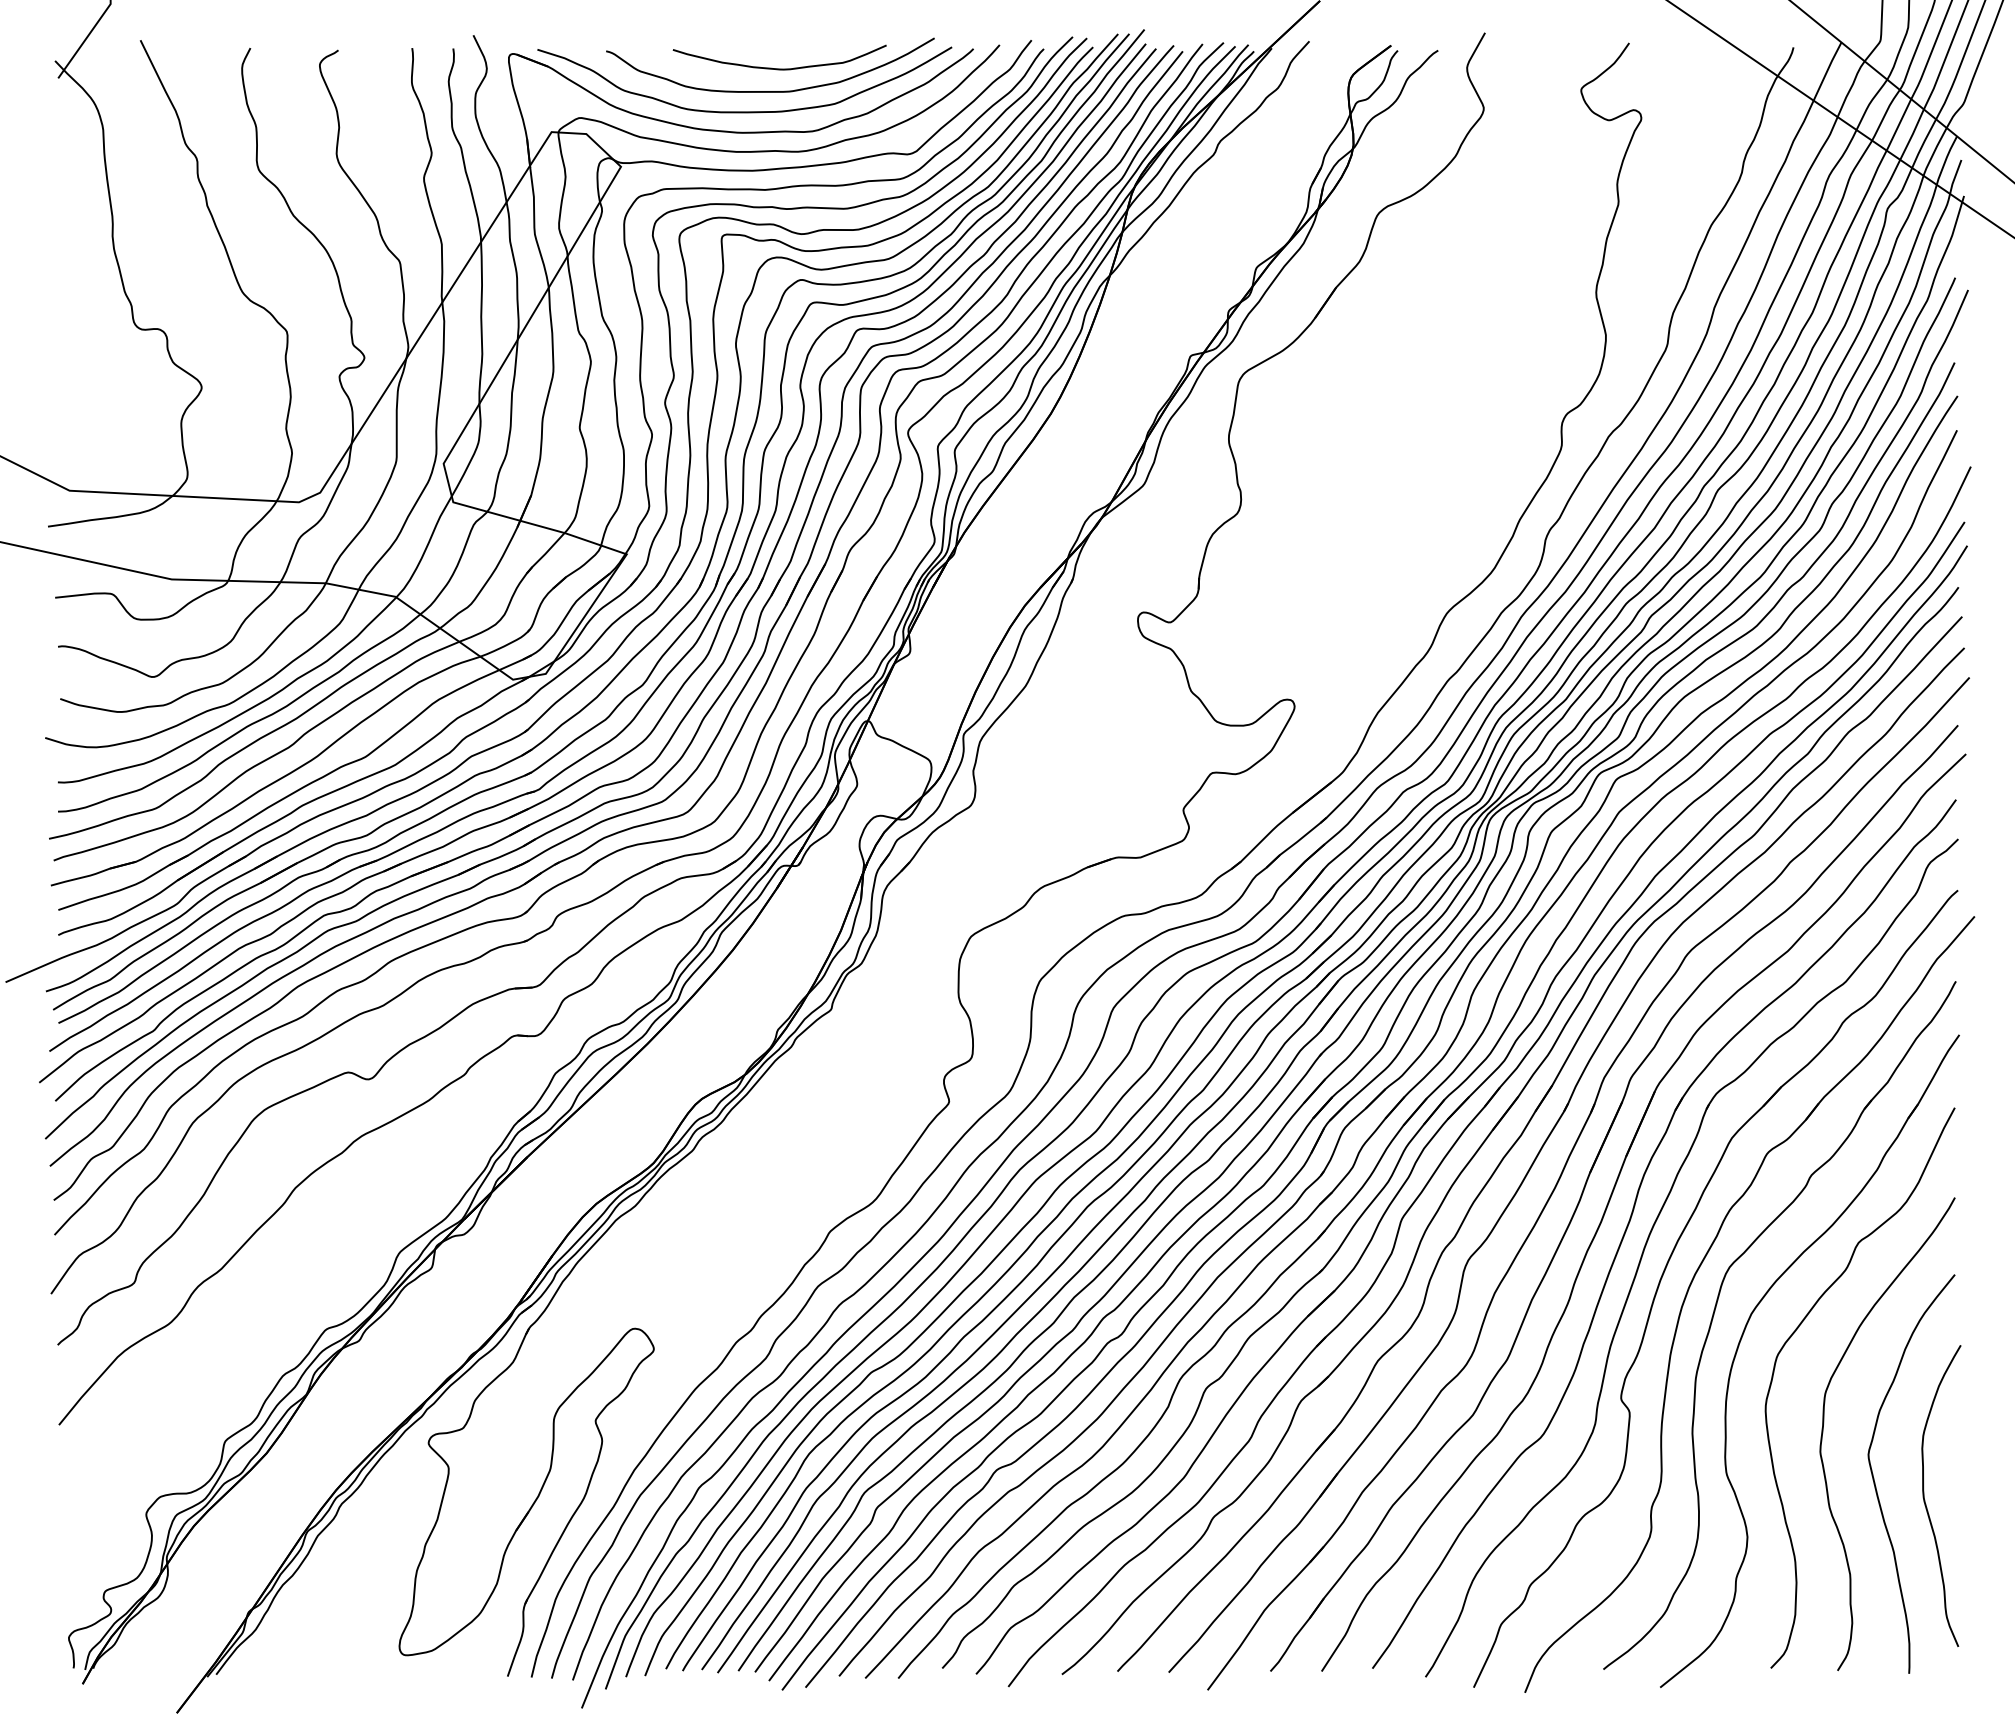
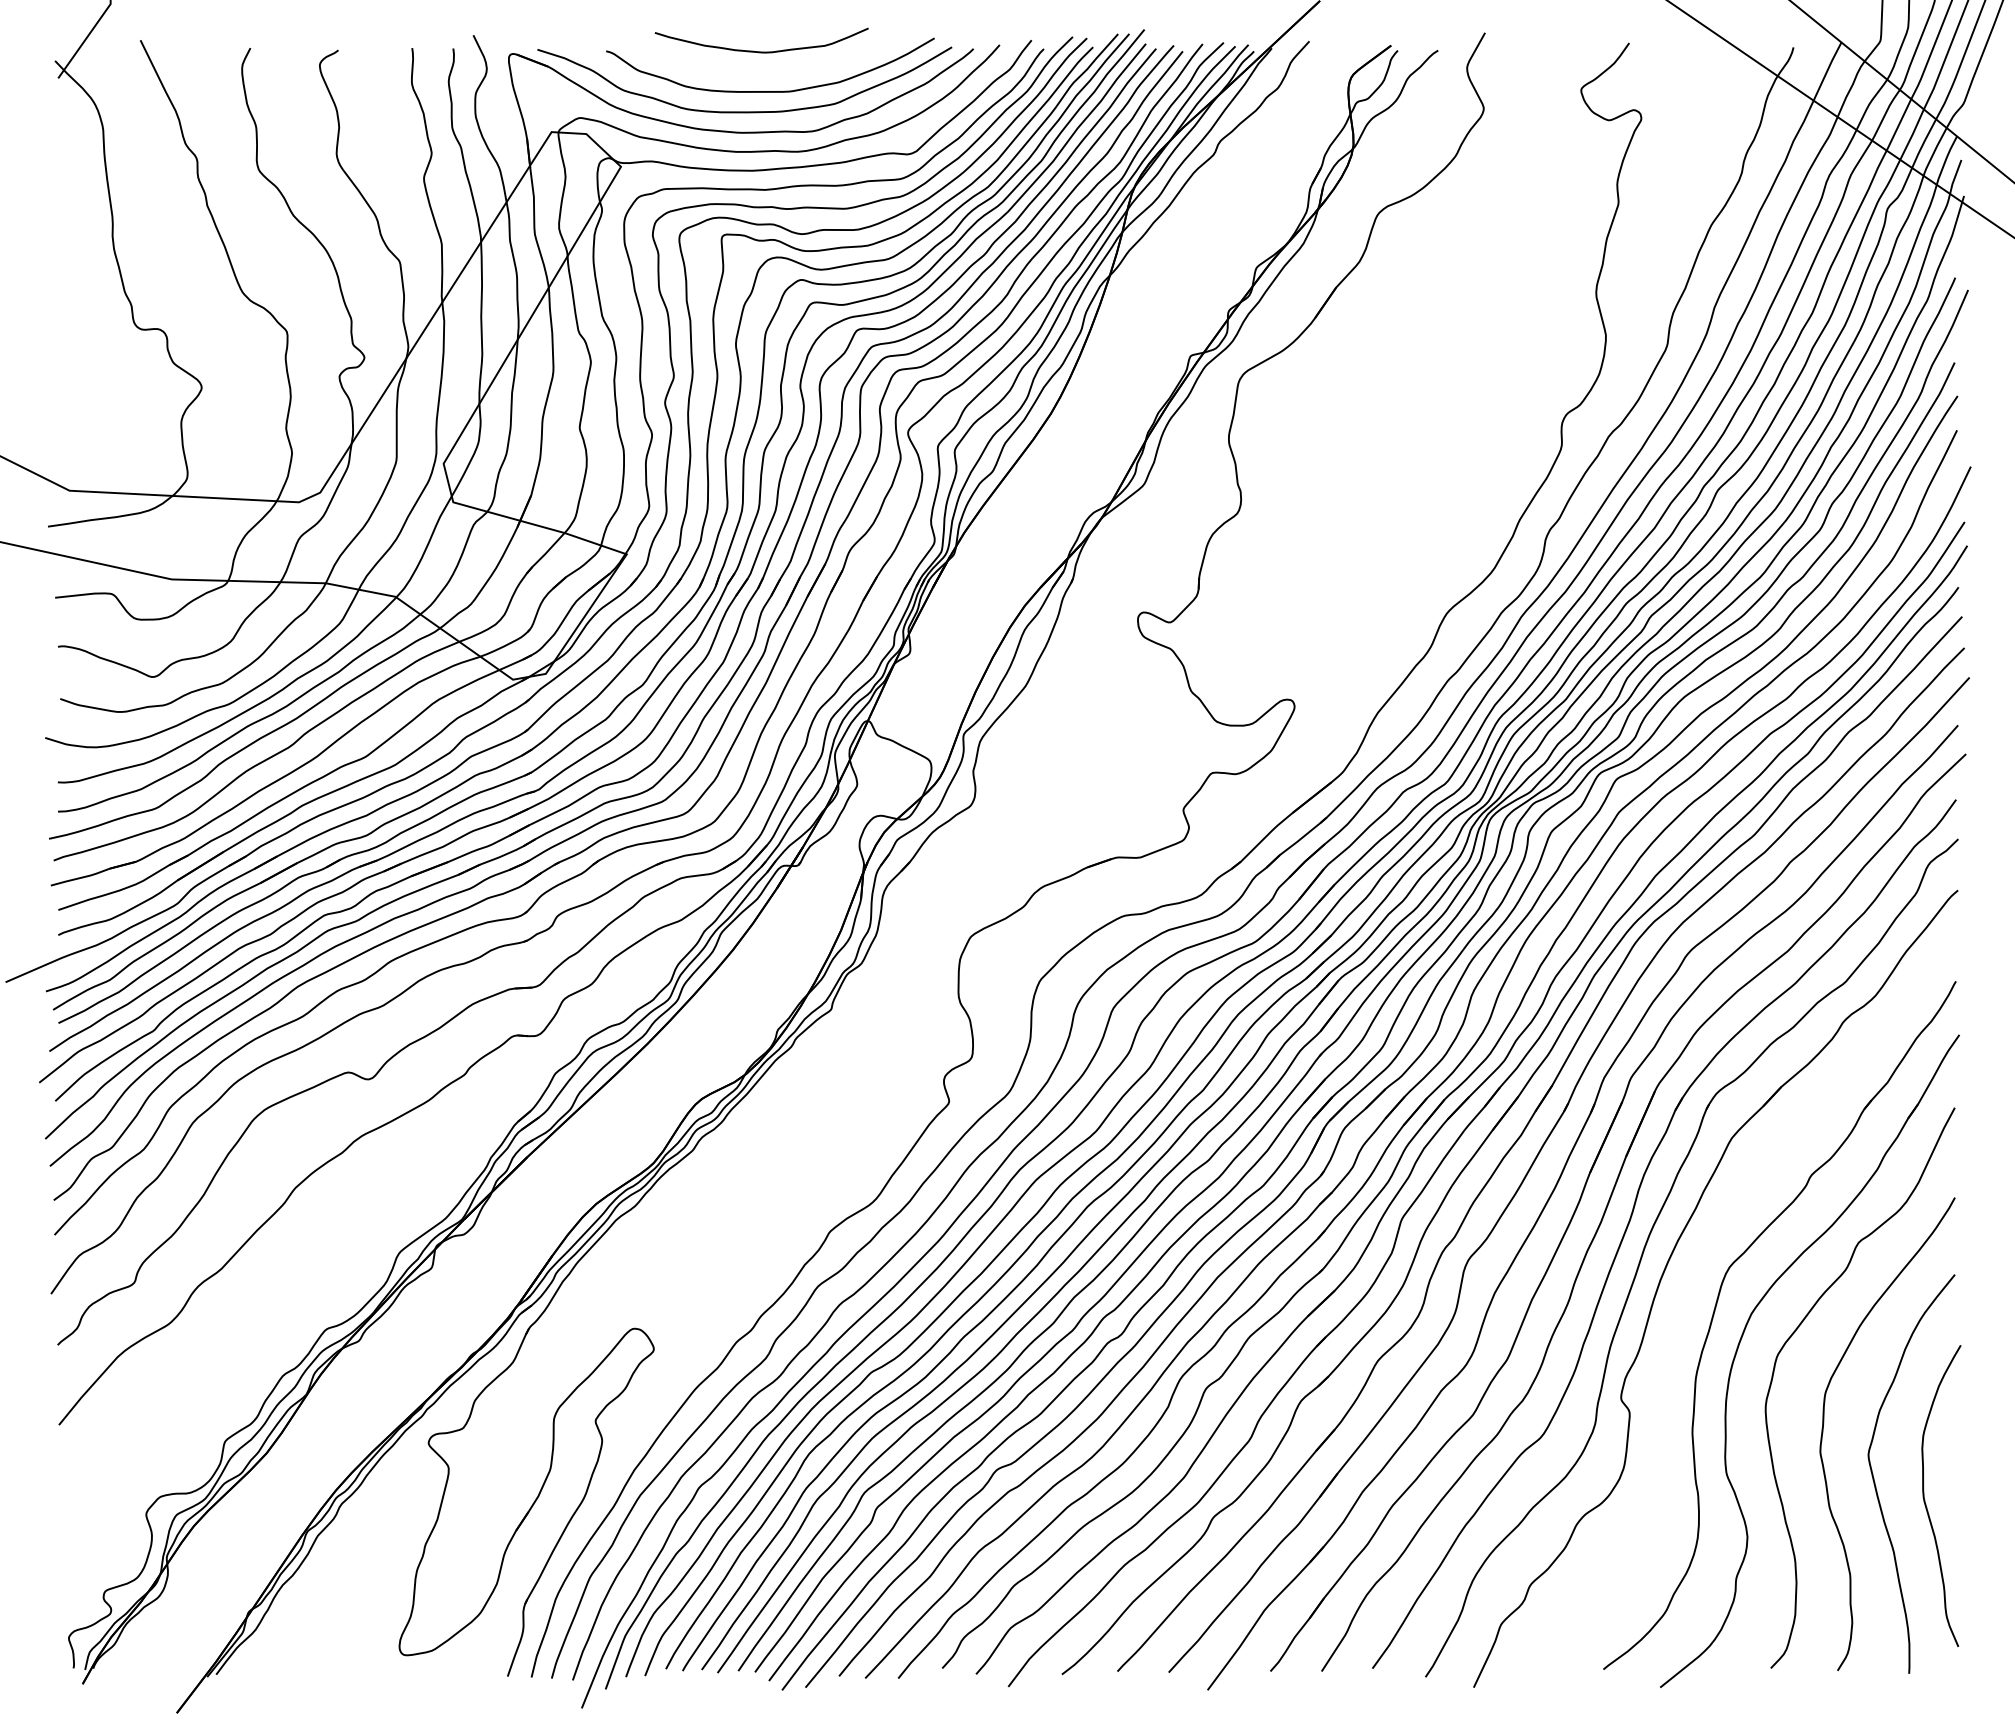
curve position: (779, 68) -> (761, 51) (761, 51)
part: present -> none (1695, 1276)
